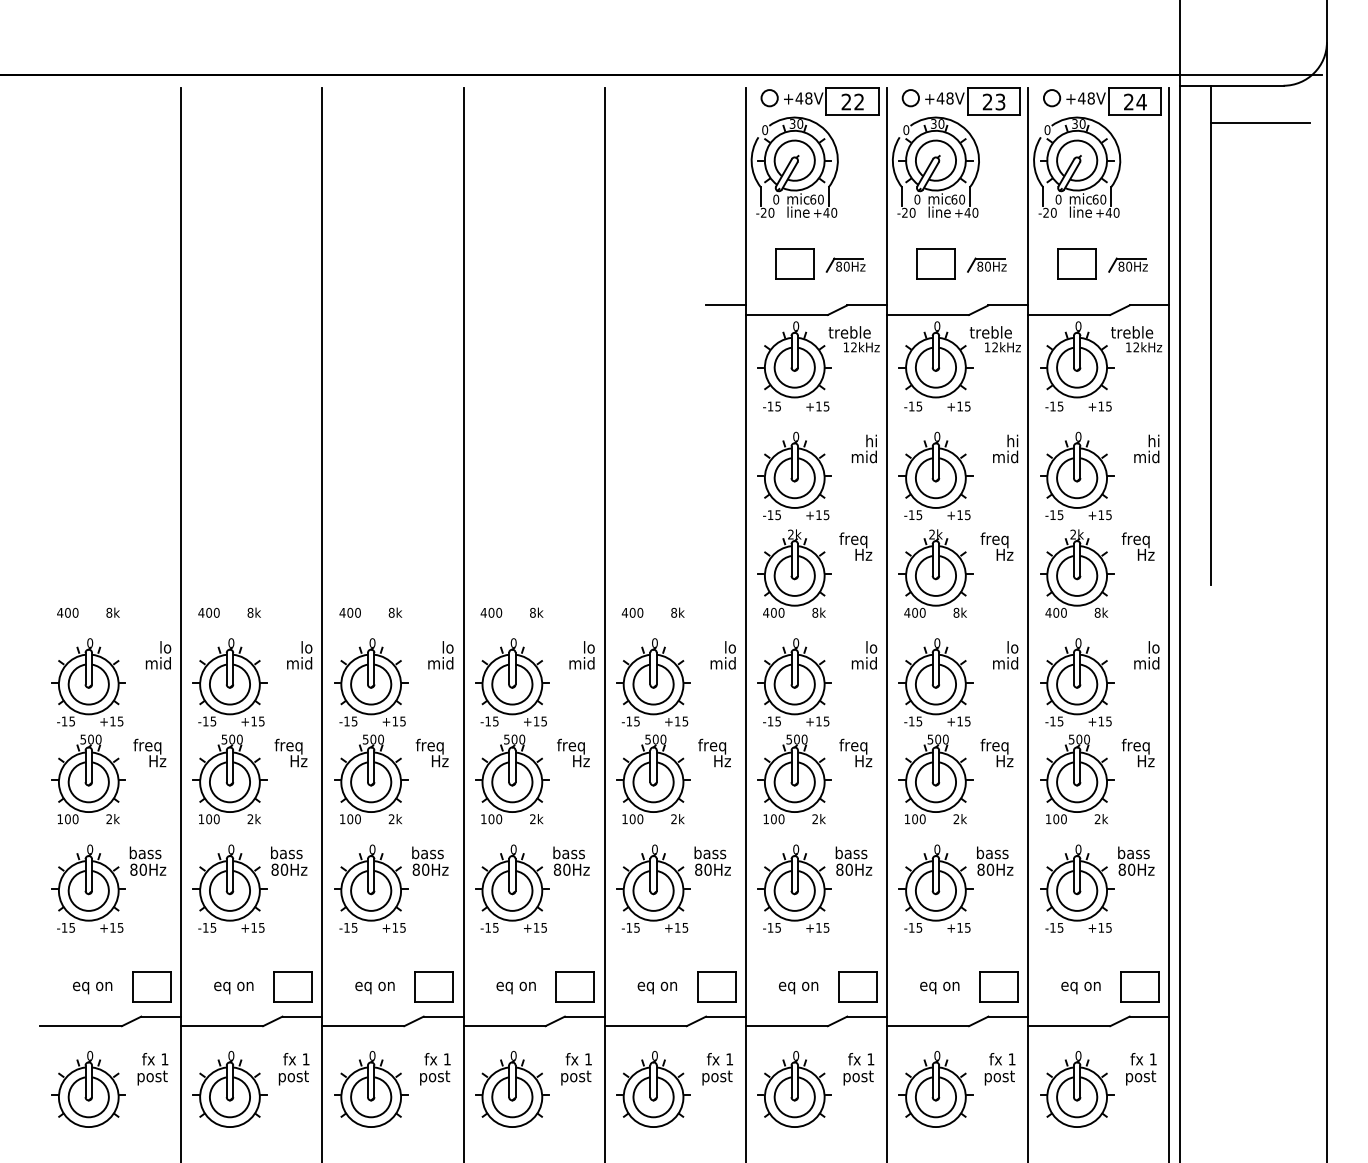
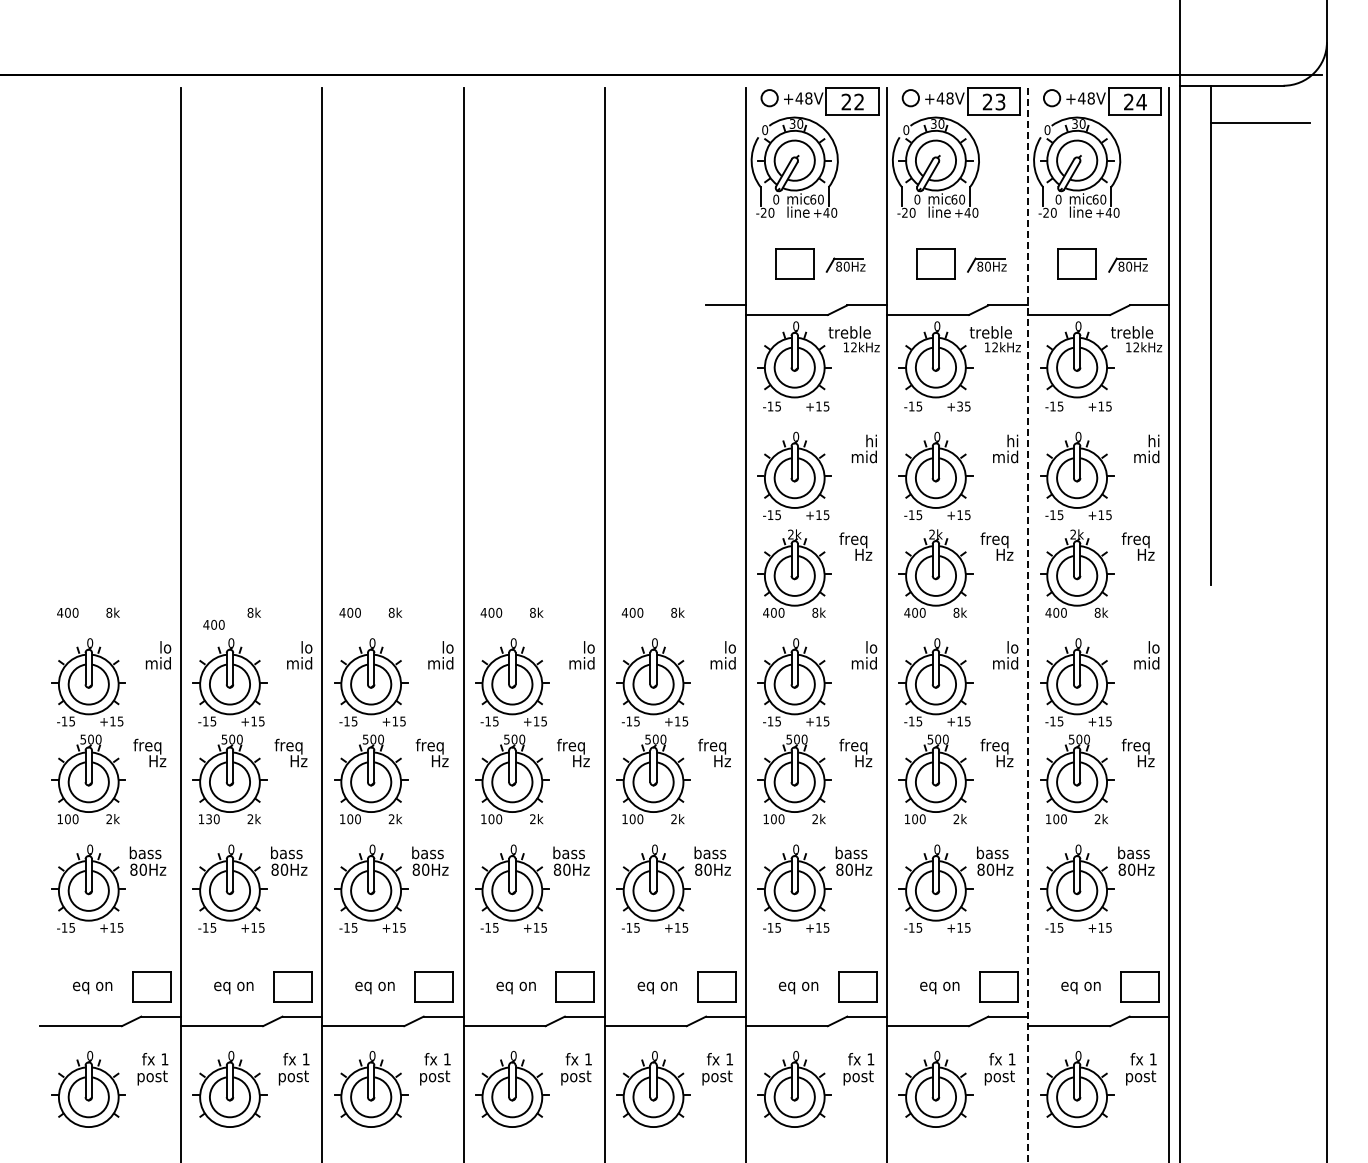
text: +15 -> +35 (959, 406)
text position: (208, 612) -> (213, 624) (213, 624)
line: solid -> dashed (1028, 625)
text: 100 -> 130 (209, 819)
